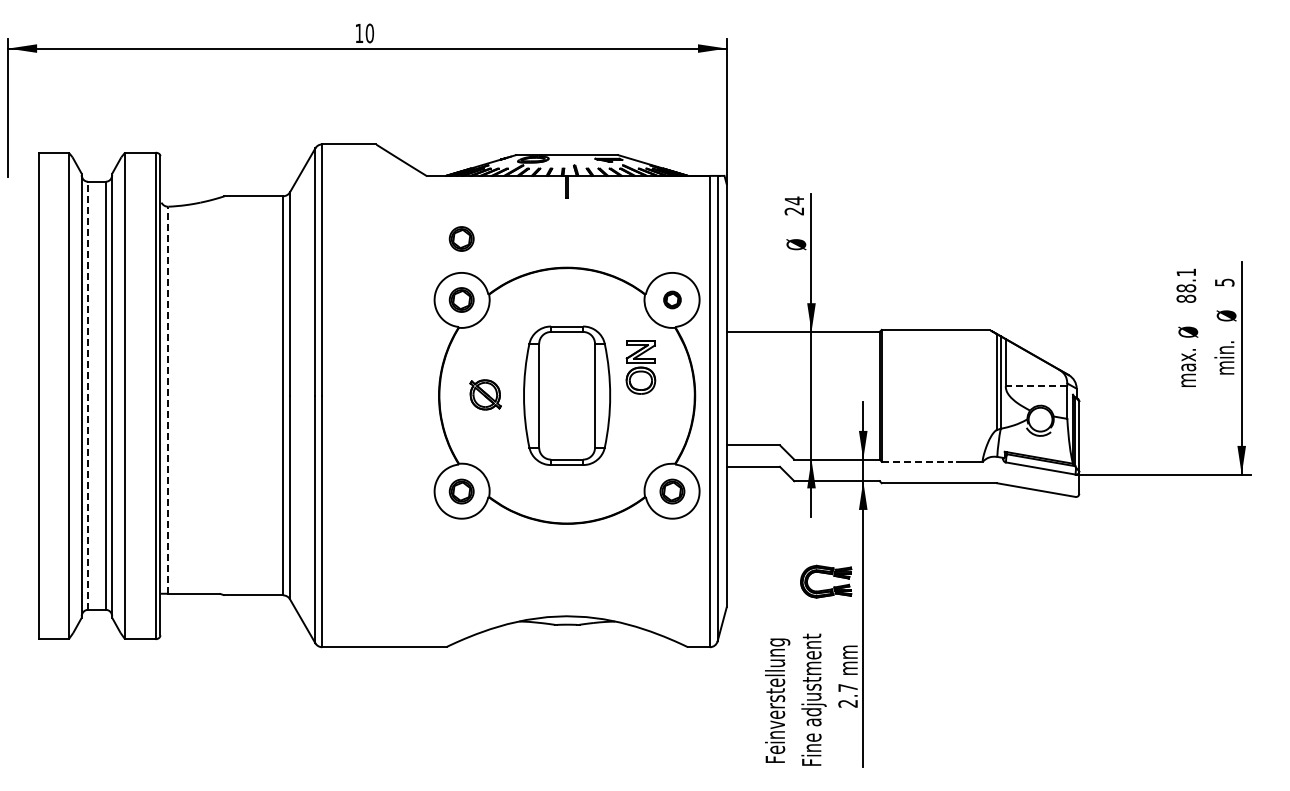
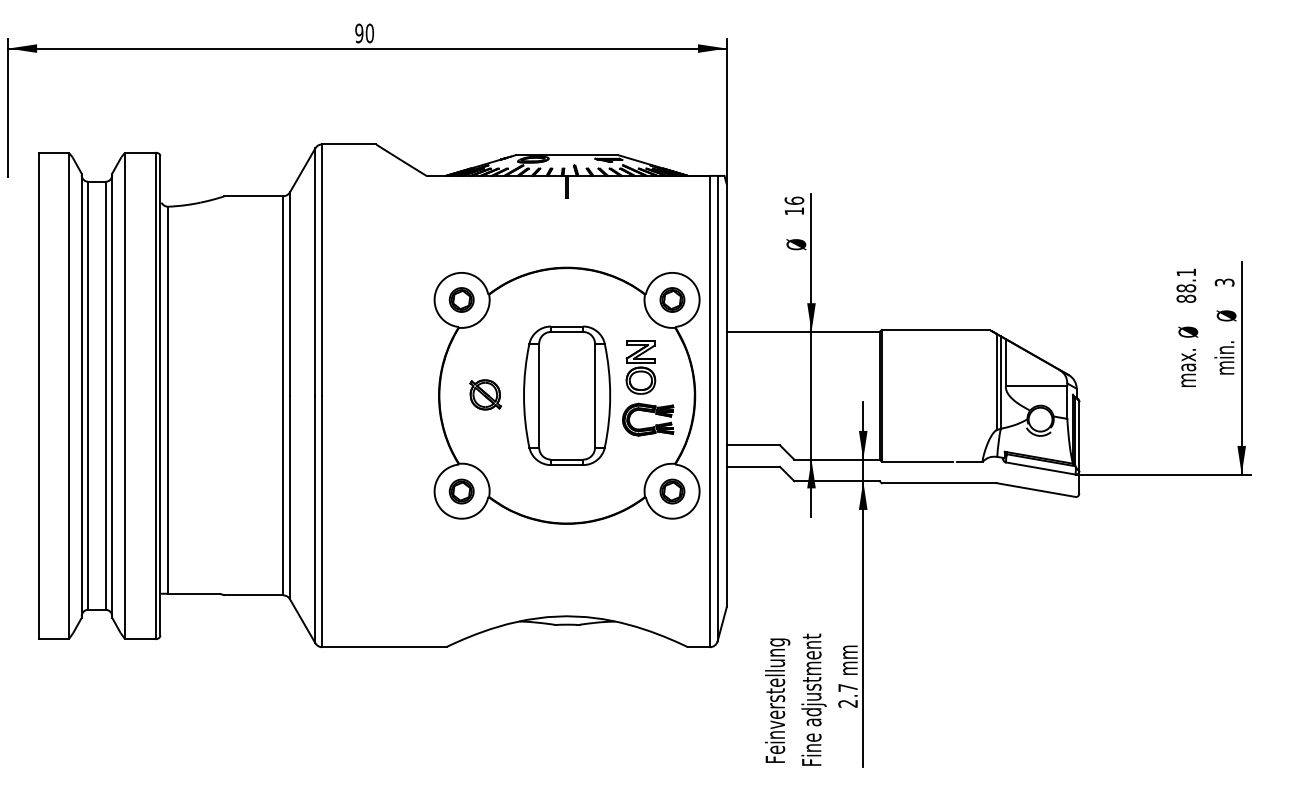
text: 10 -> 90 (359, 33)
text: 24 -> 16 (794, 205)
part: present -> none (461, 238)
text: 5 -> 3 (1223, 282)
part size: 19x20 px -> 27x26 px (672, 299)
line: dashed -> solid (1036, 386)
line: dashed -> solid (88, 395)
line: dashed -> solid (168, 400)
line: dashed -> solid (917, 461)
part position: (826, 574) -> (648, 412) (648, 412)
